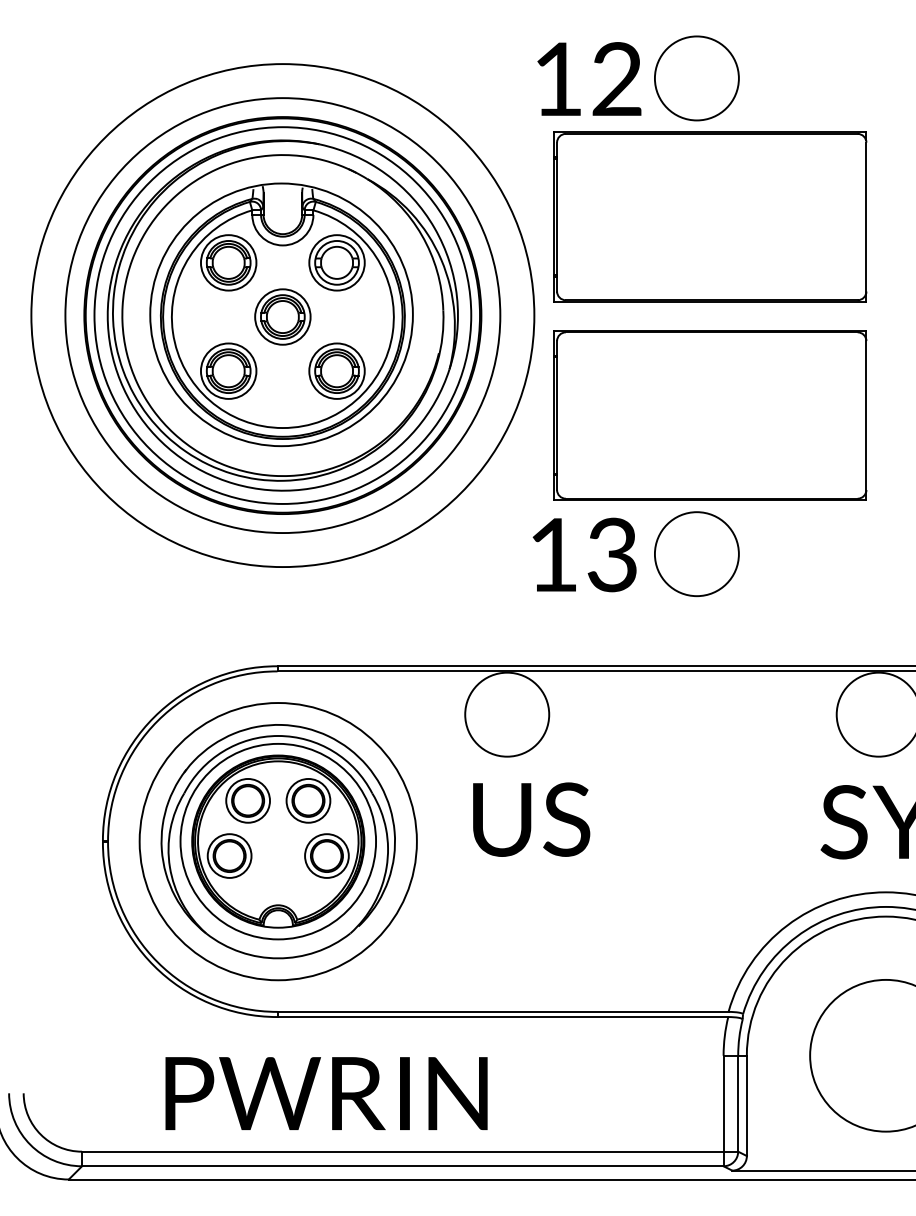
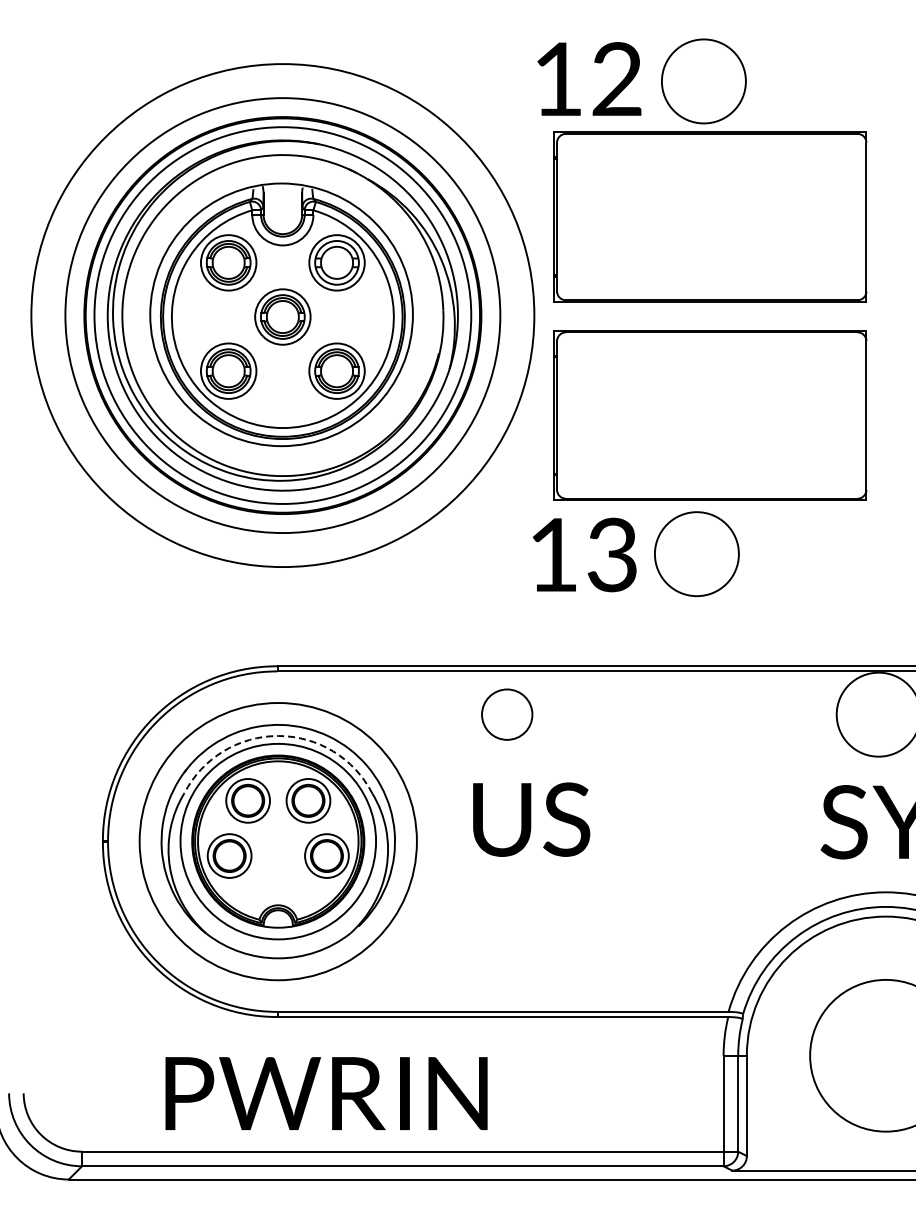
circle position: (696, 78) -> (703, 81) (703, 81)
circle diameter: 84 px -> 50 px (507, 714)
arc: solid -> dashed (278, 735)
